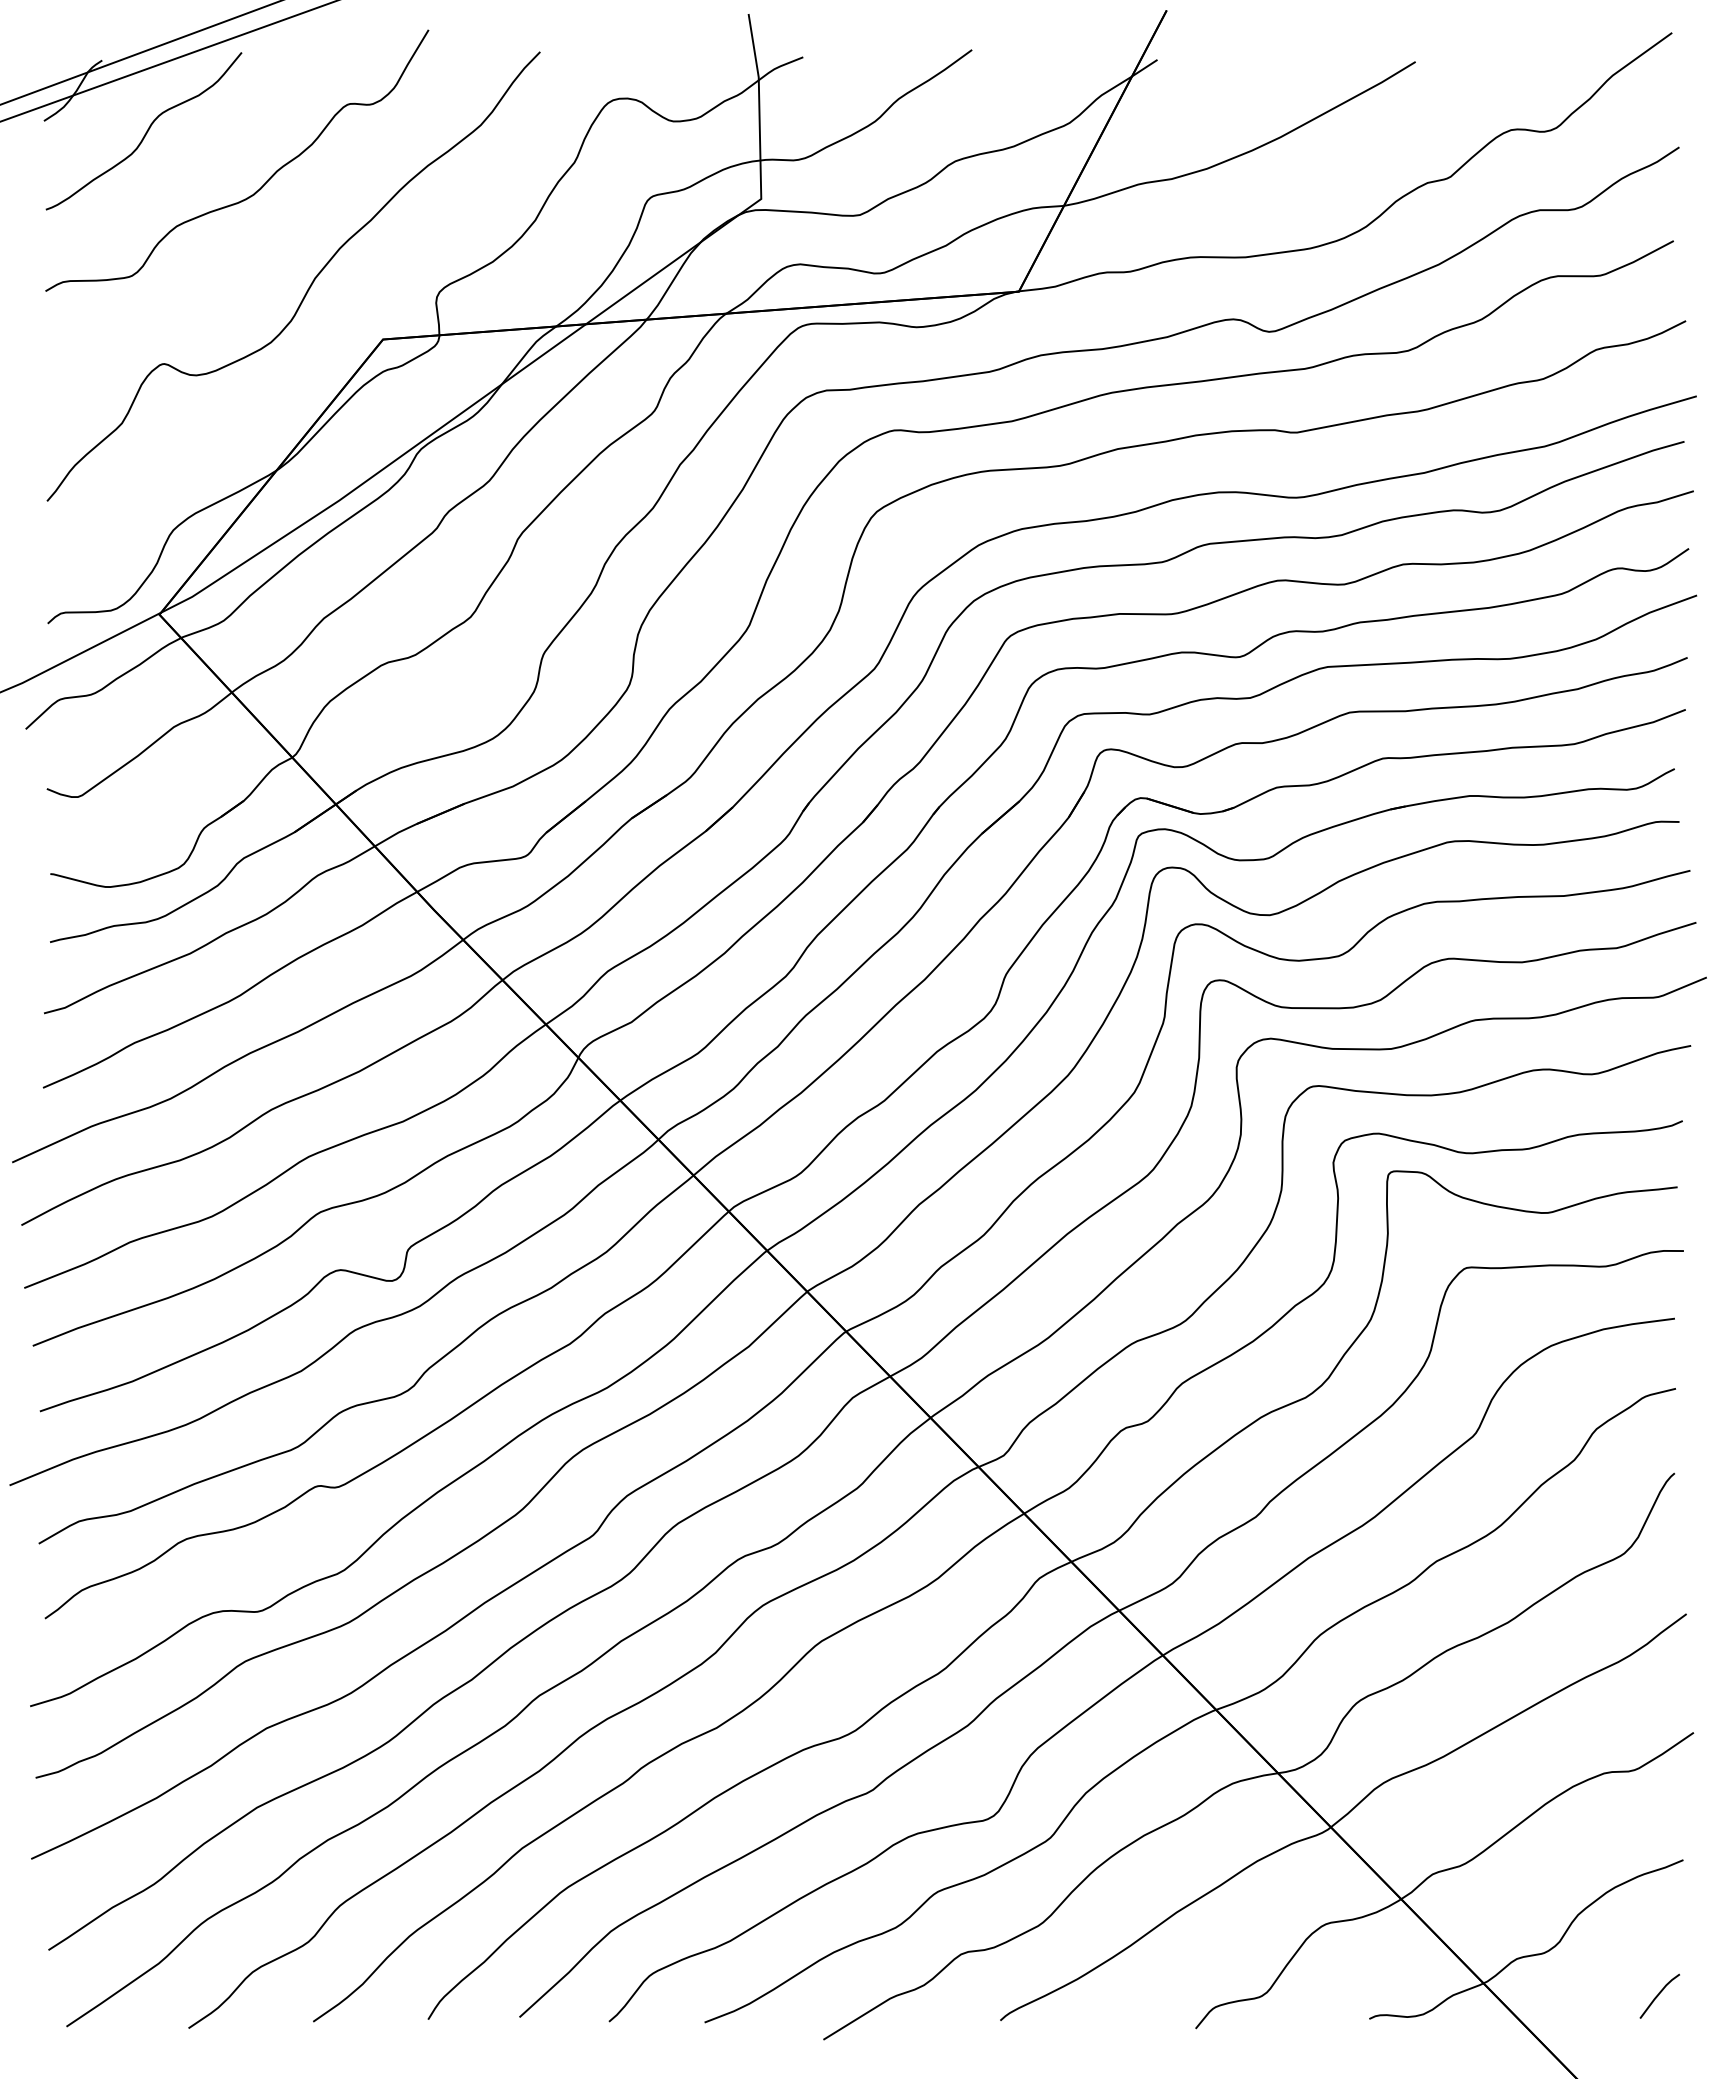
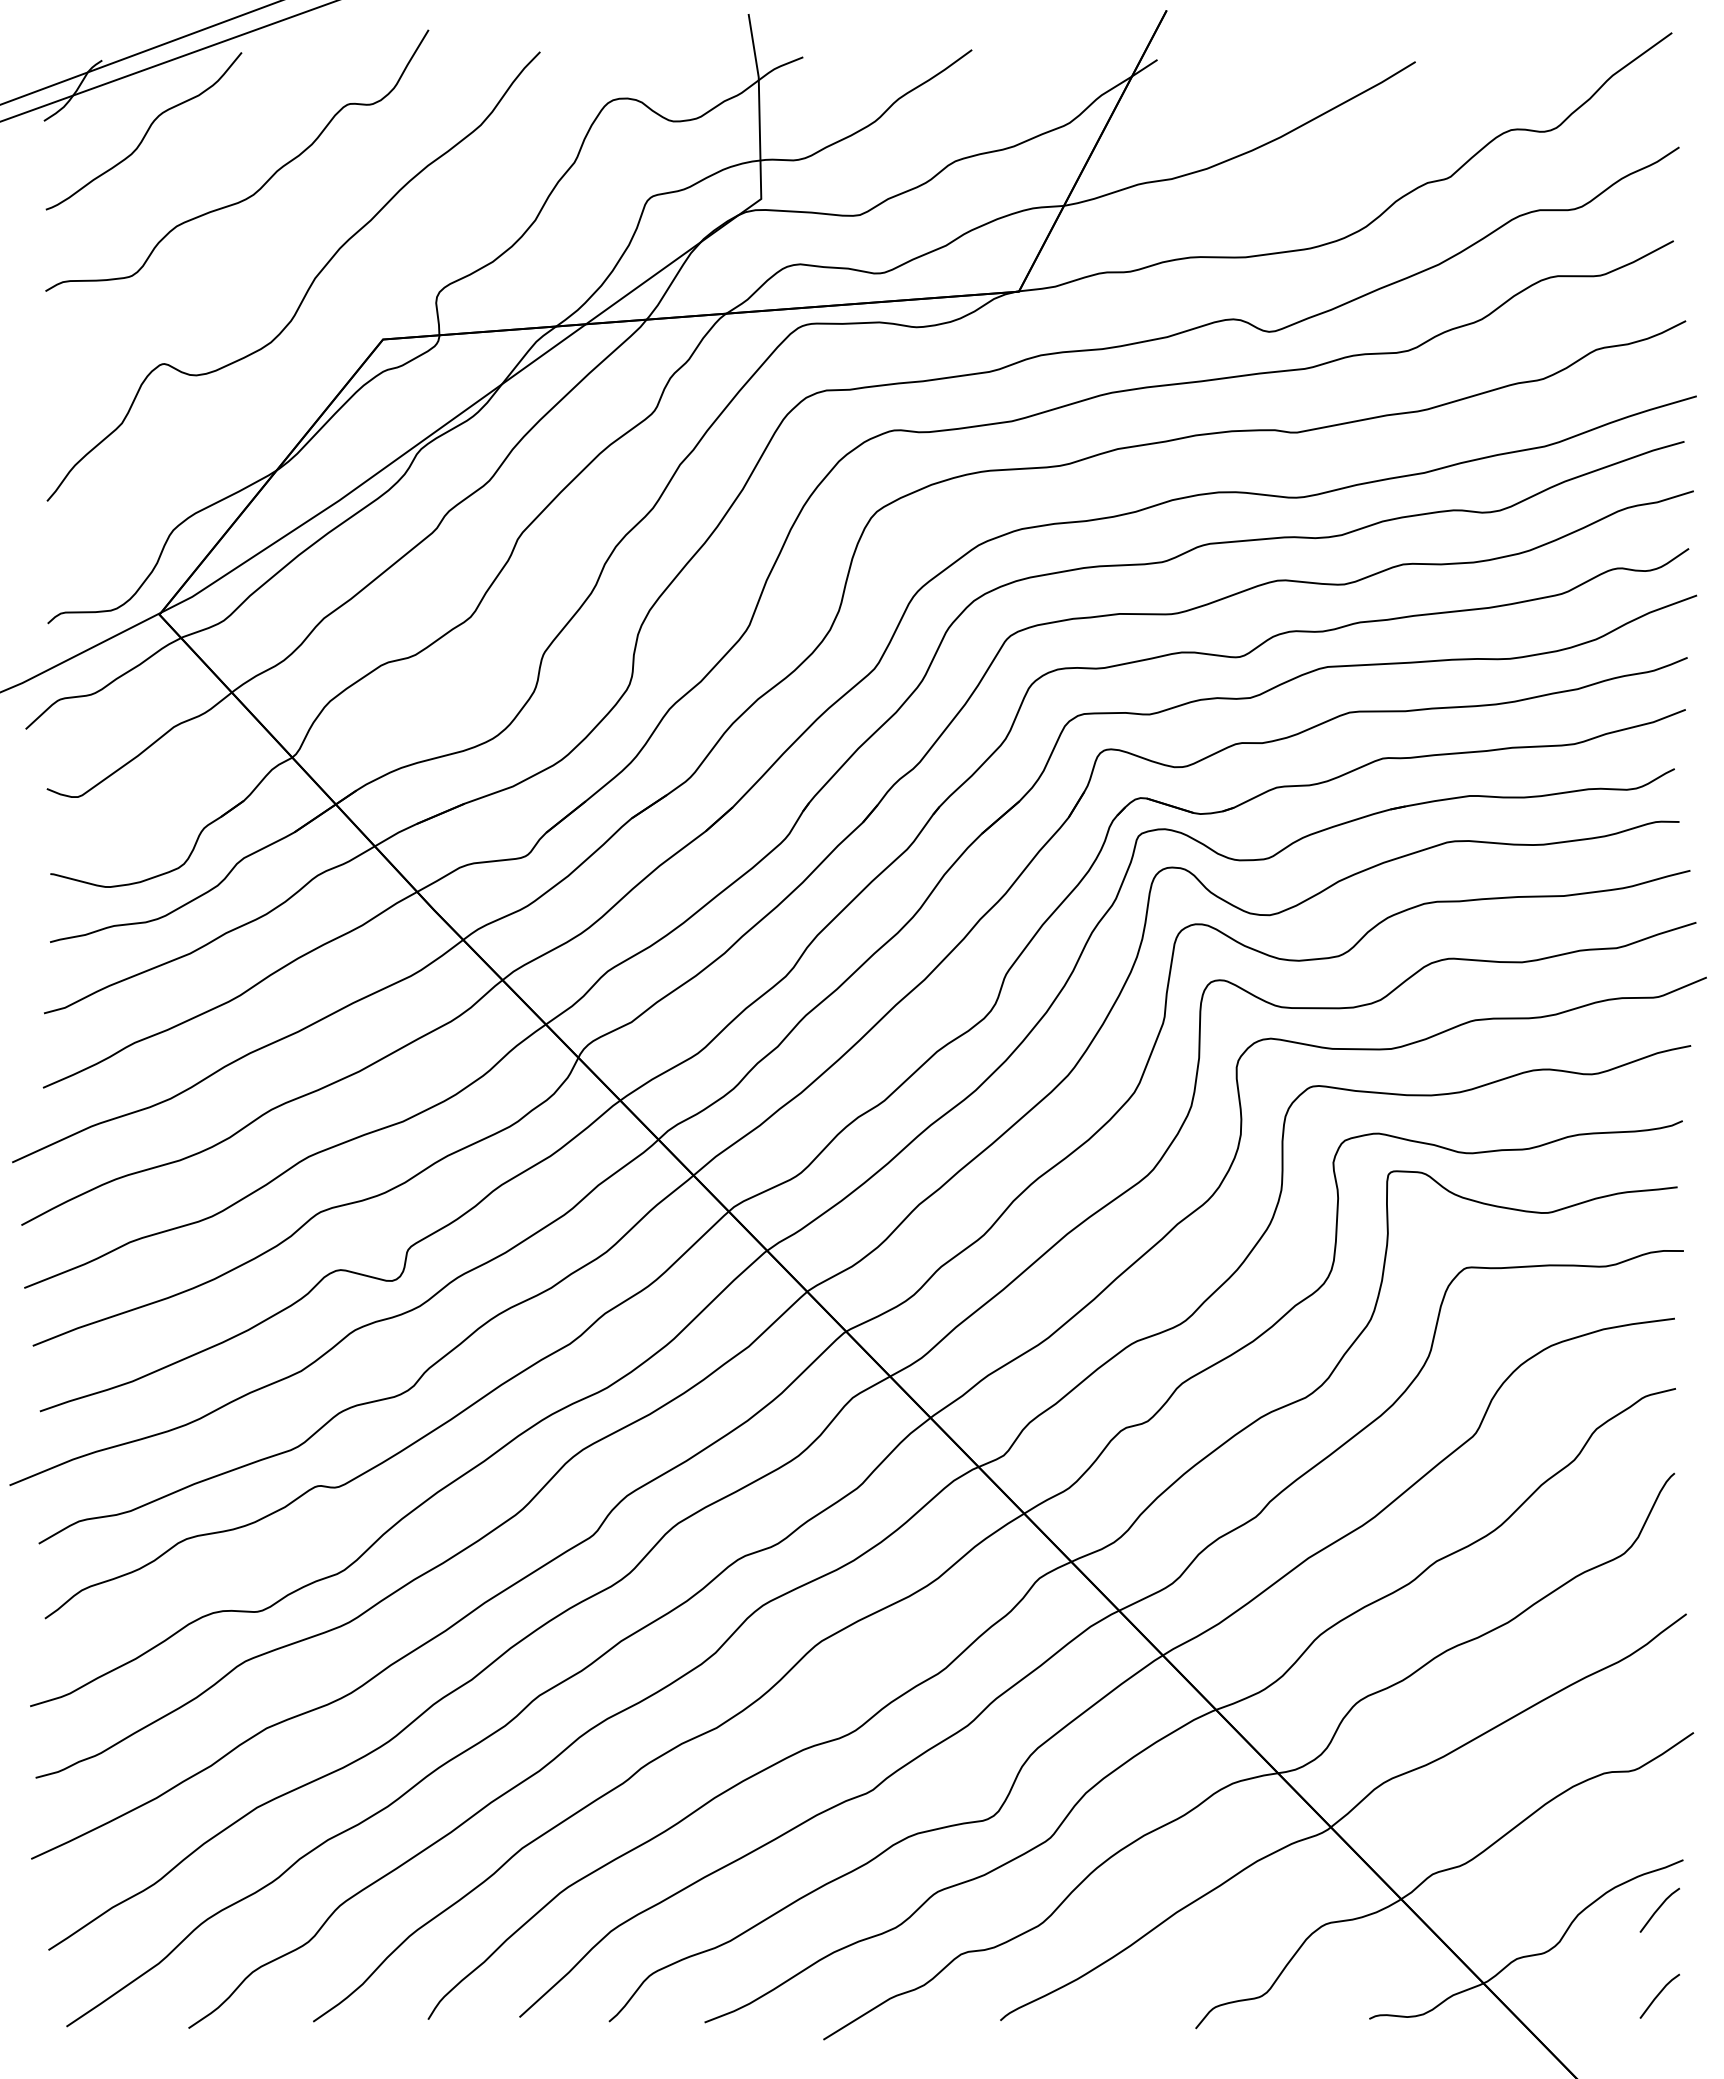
line: none -> present (1659, 1908)
